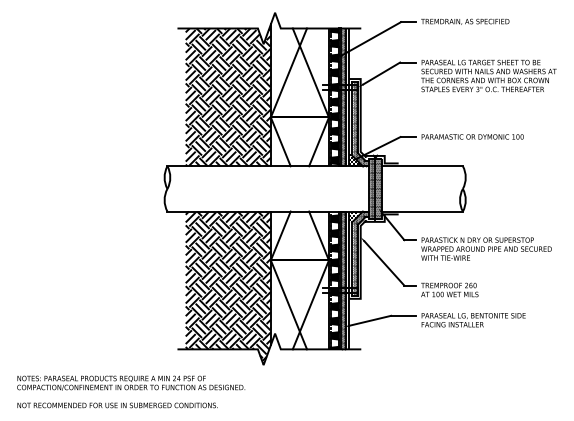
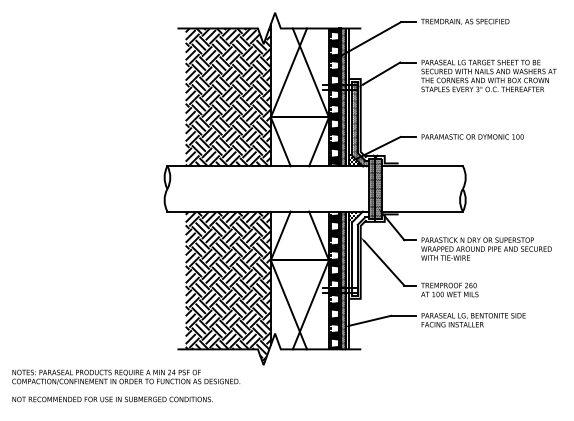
hatch: present -> none (360, 253)
text position: (131, 391) -> (126, 385) (126, 385)
